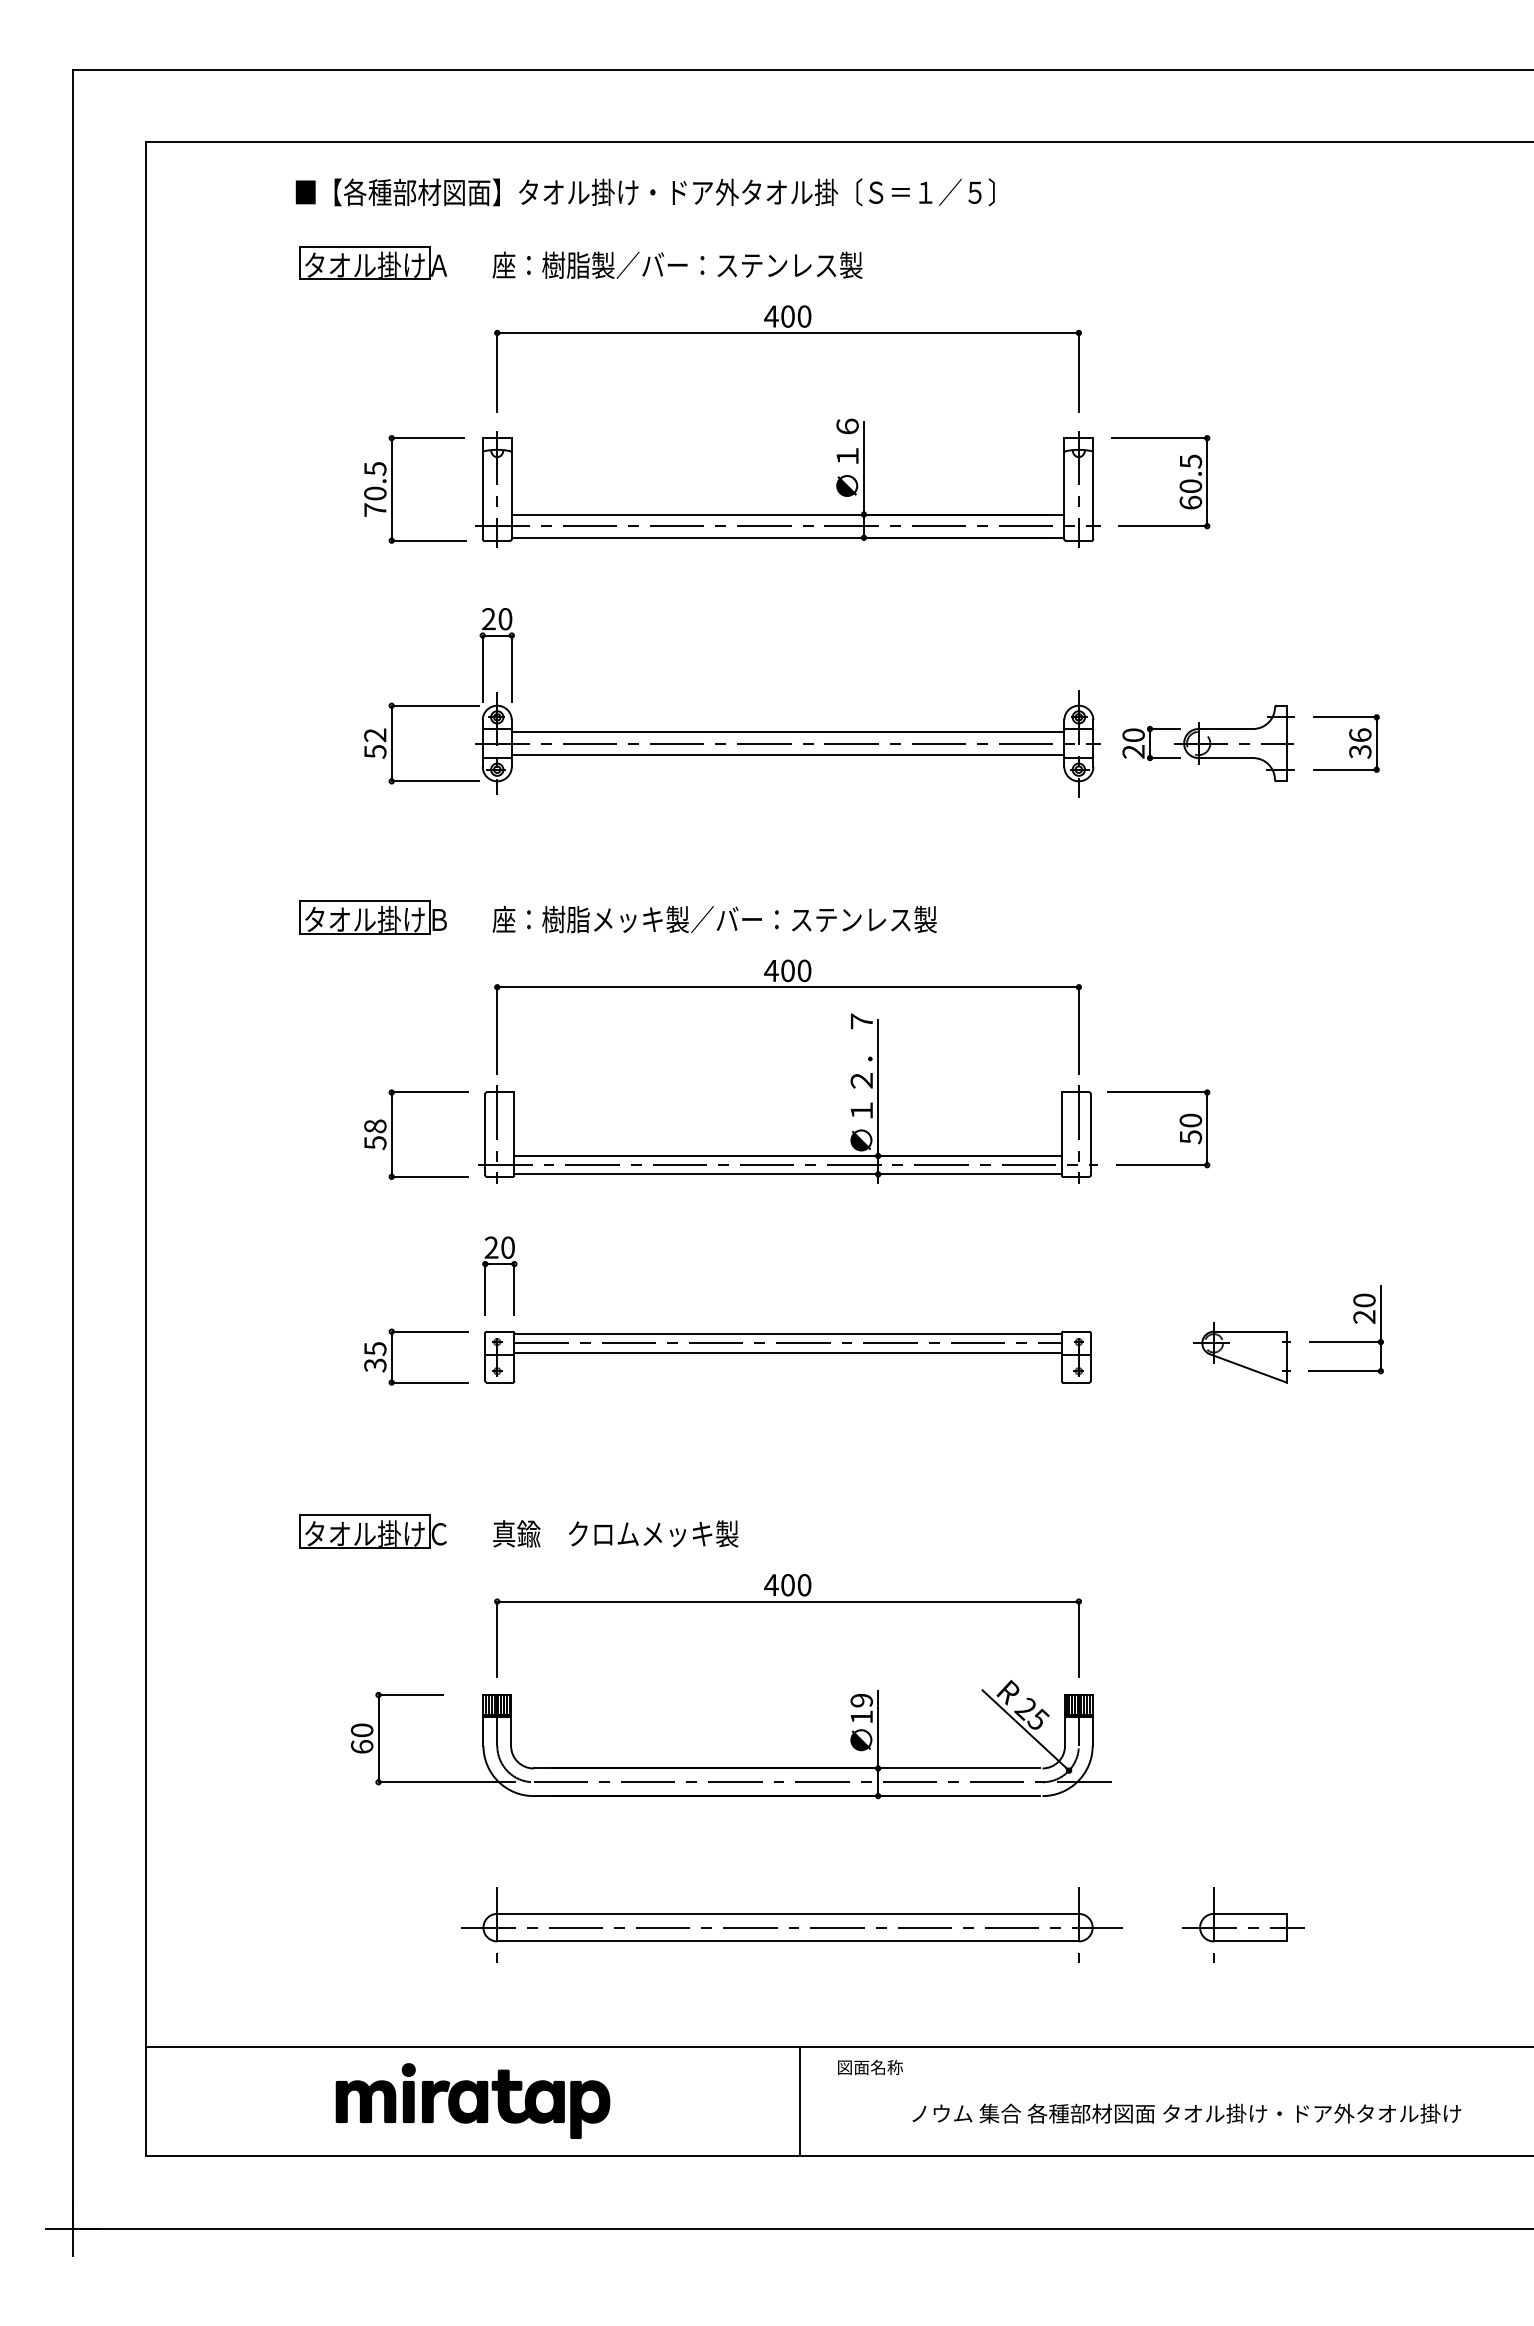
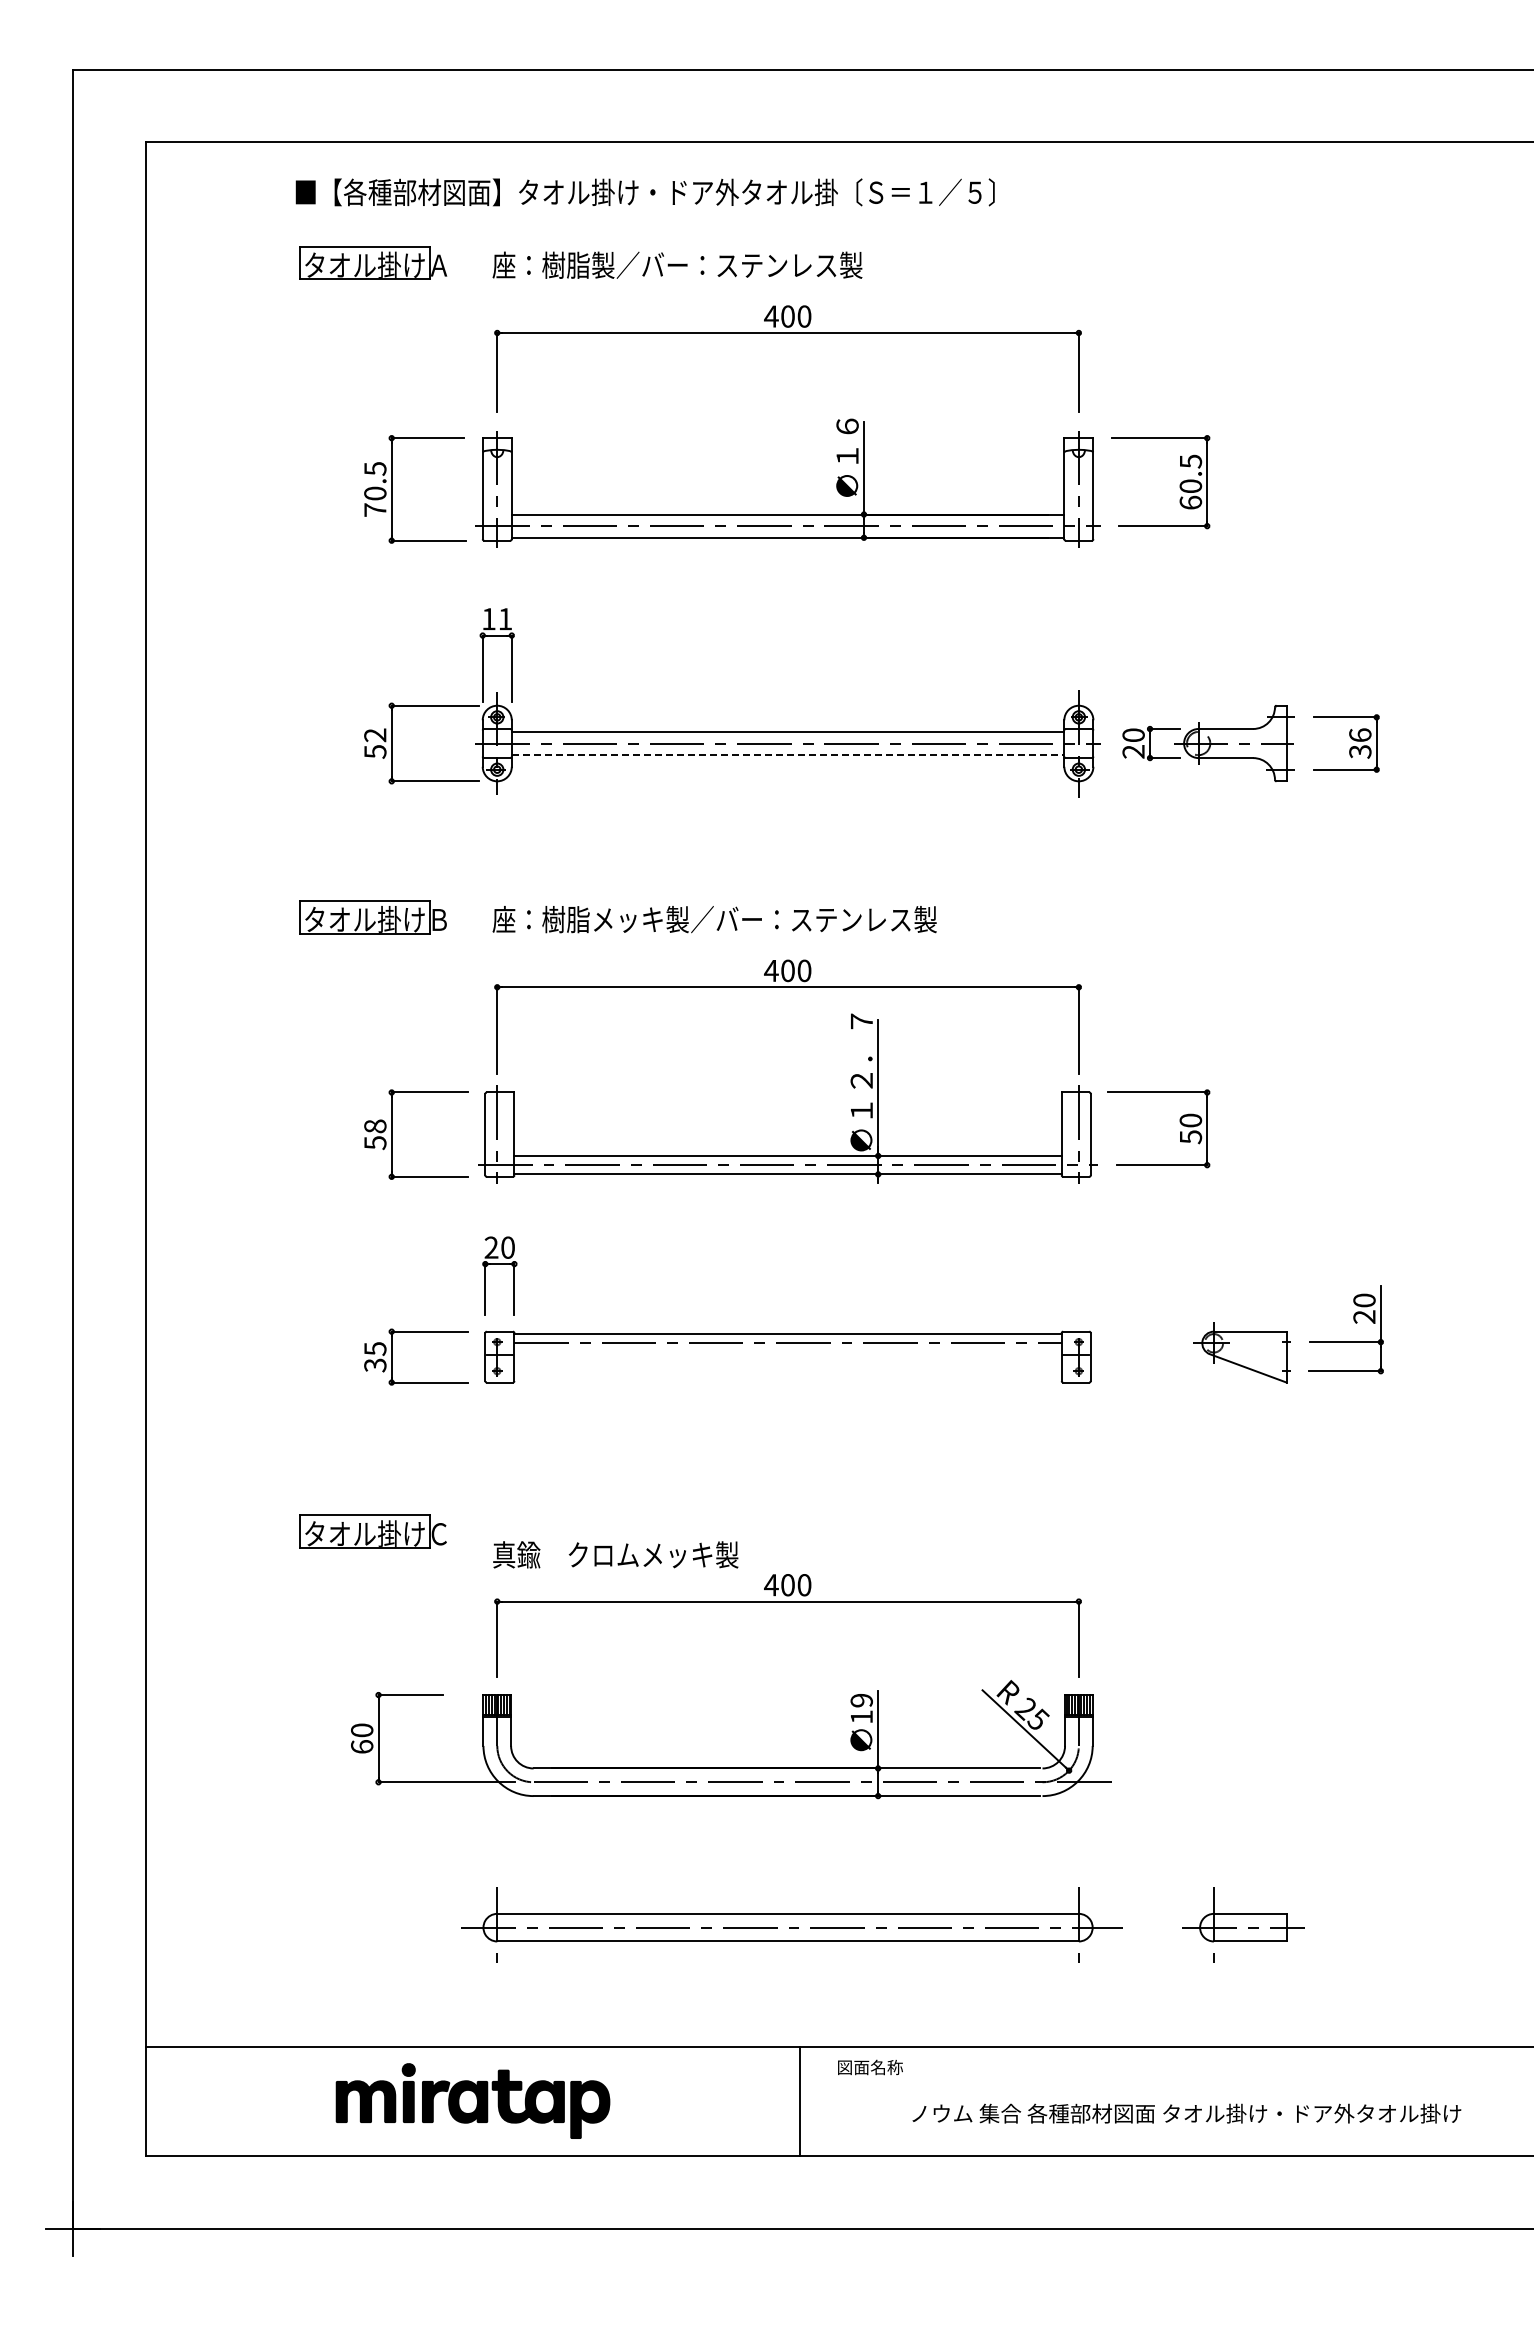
text: 20 -> 11 (497, 619)
line: solid -> dashed (788, 755)
line: present -> none (787, 1352)
text position: (615, 1533) -> (615, 1554) (615, 1554)
